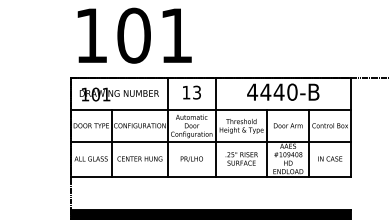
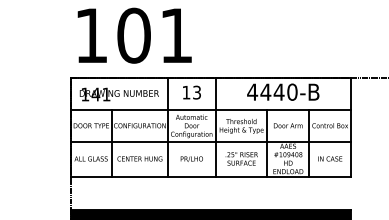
text: 101 -> 141 (95, 94)
